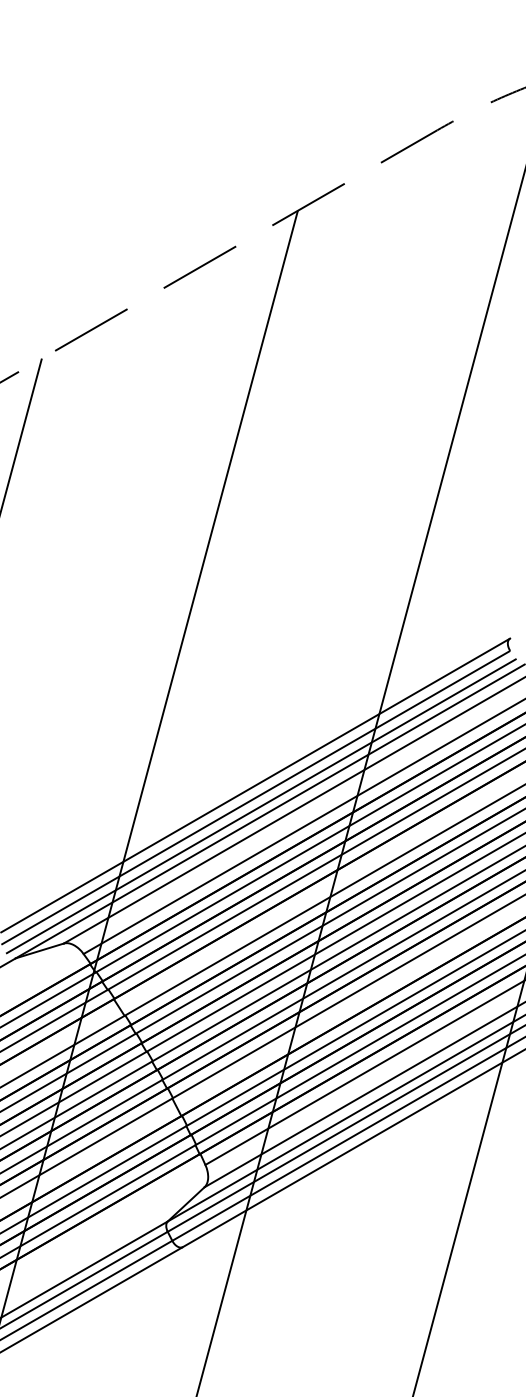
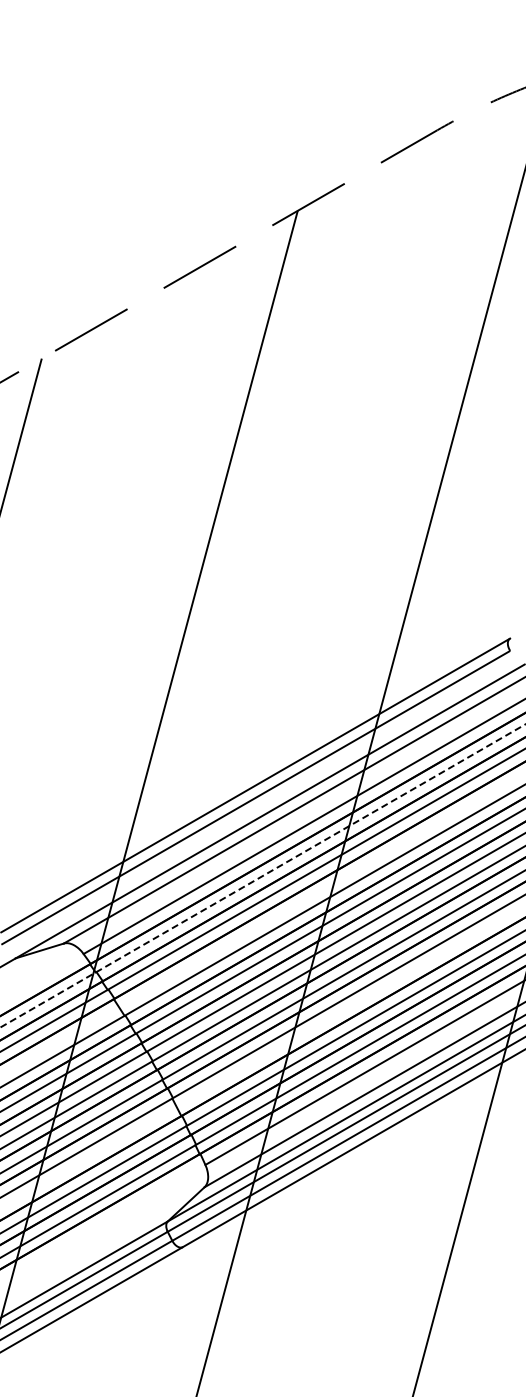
line: present -> none (260, 806)
line: solid -> dashed (262, 875)
